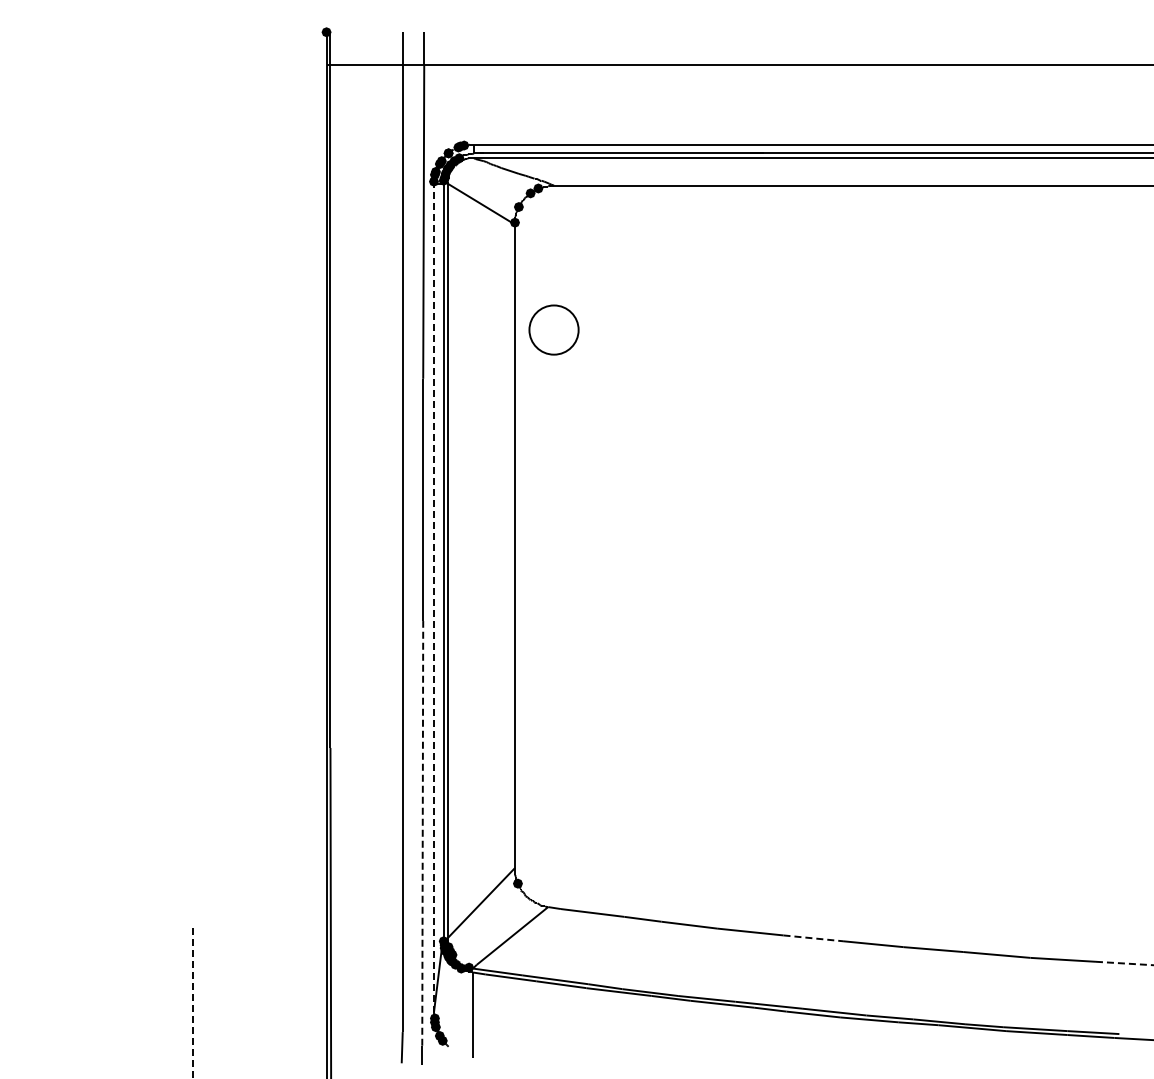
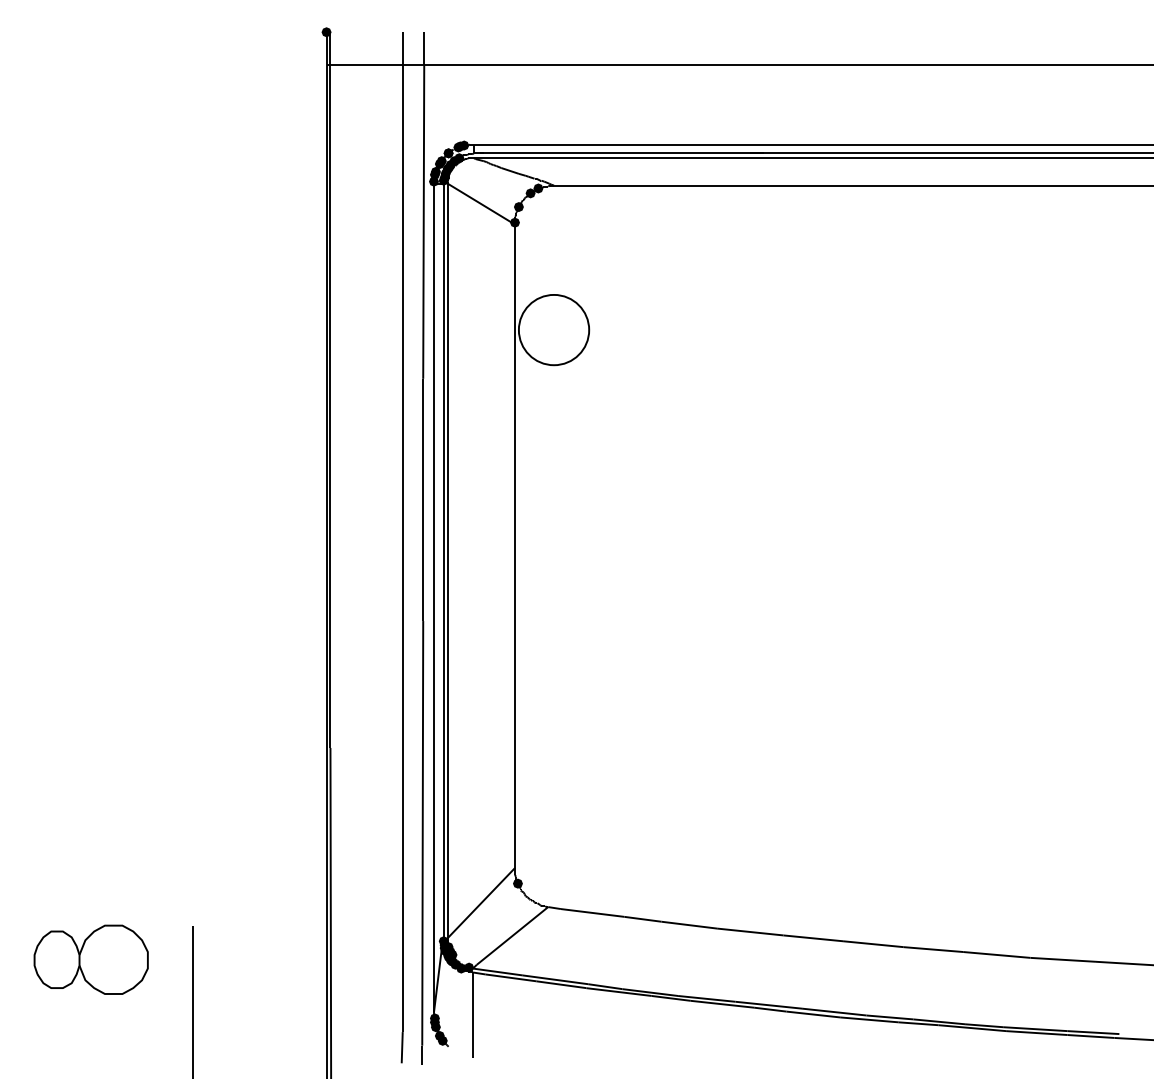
circle diameter: 49 px -> 70 px (553, 329)
line: dashed -> solid (433, 597)
line: dashed -> solid (422, 832)
line: dashed -> solid (813, 938)
part: none -> present (90, 959)
line: dashed -> solid (1124, 963)
line: dashed -> solid (192, 1001)
